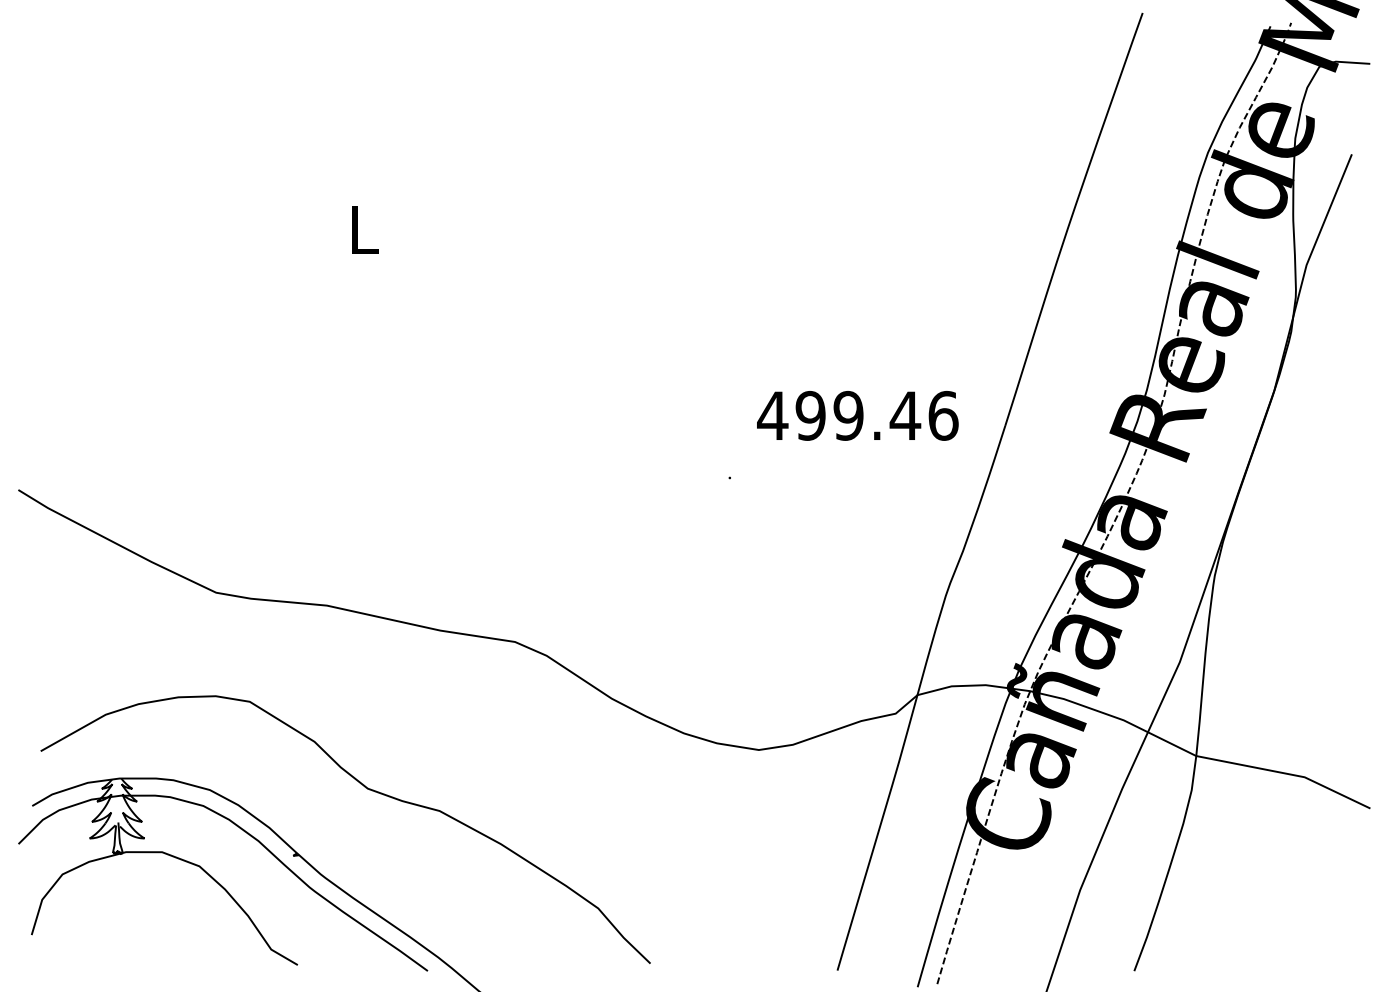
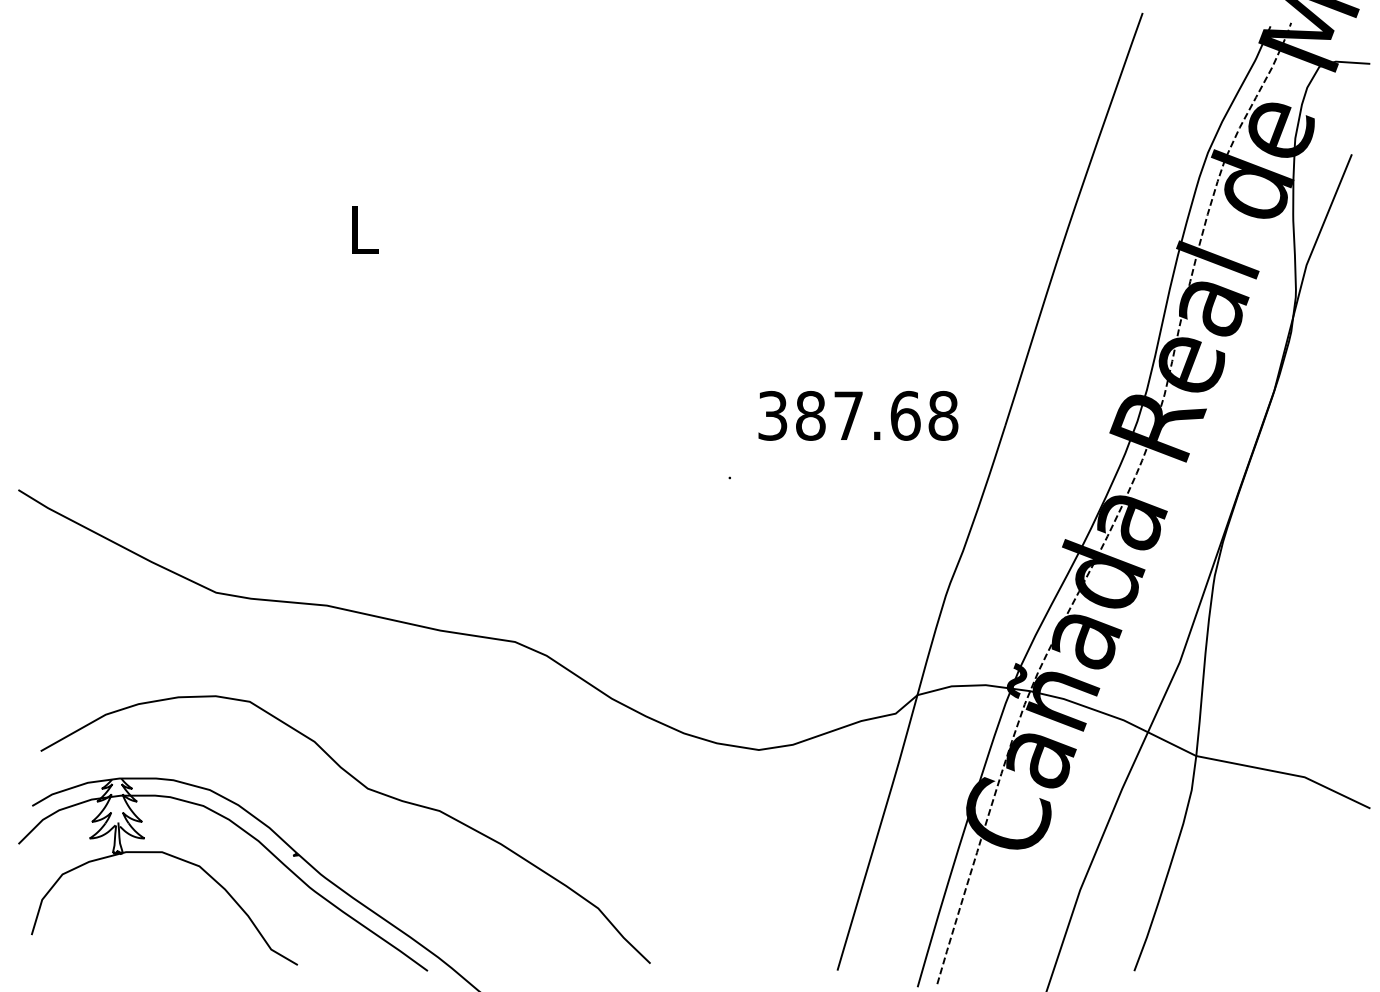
text: 499.46 -> 387.68 (857, 415)
